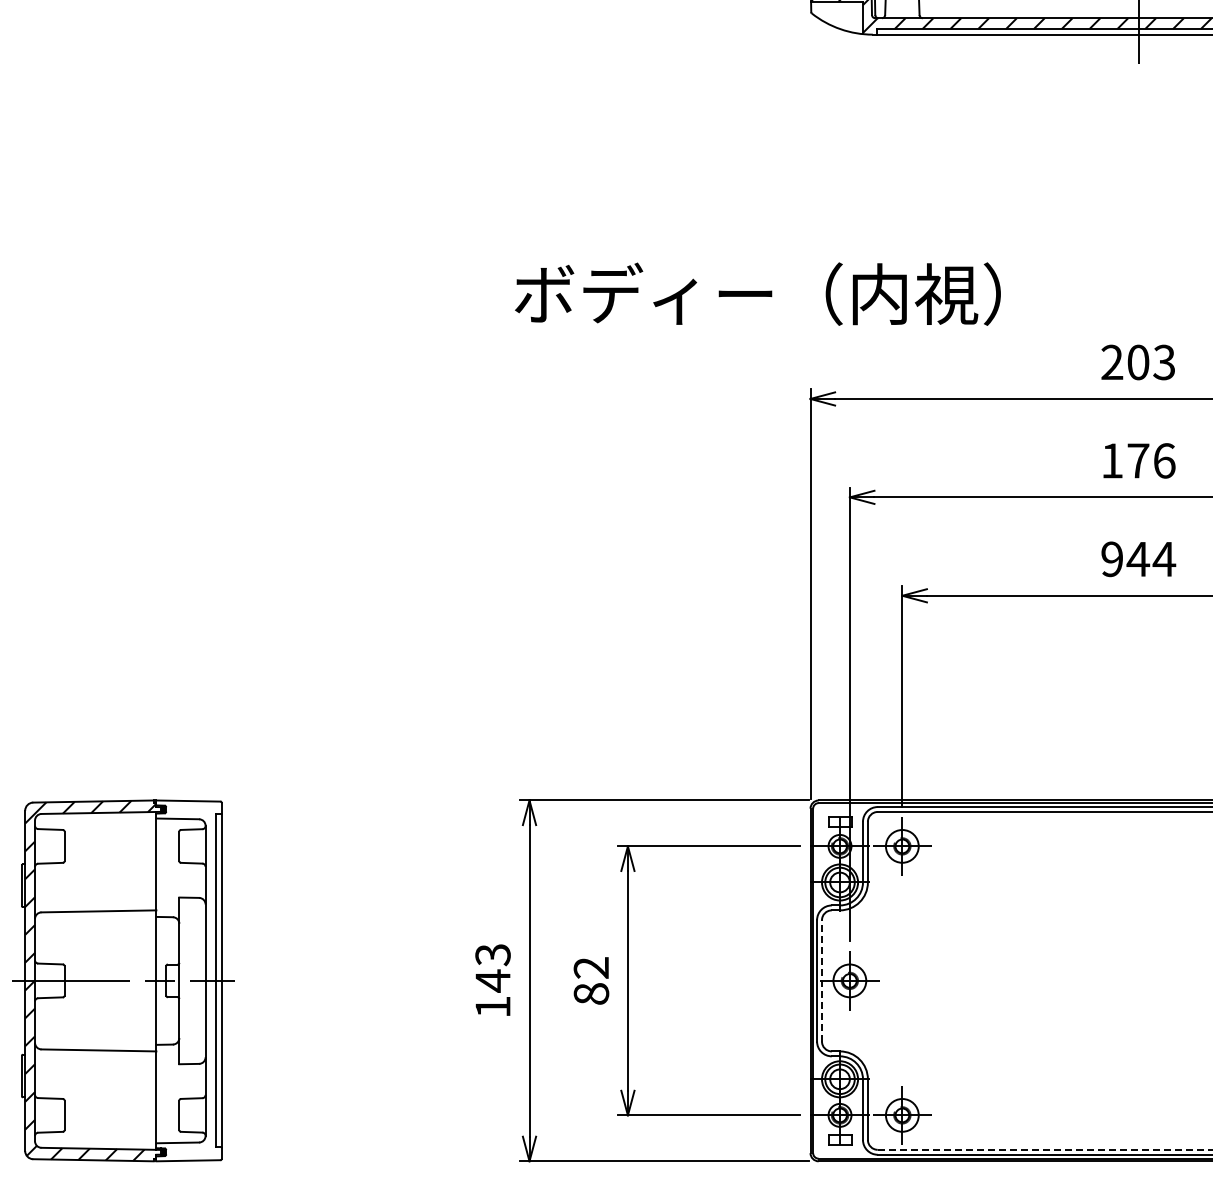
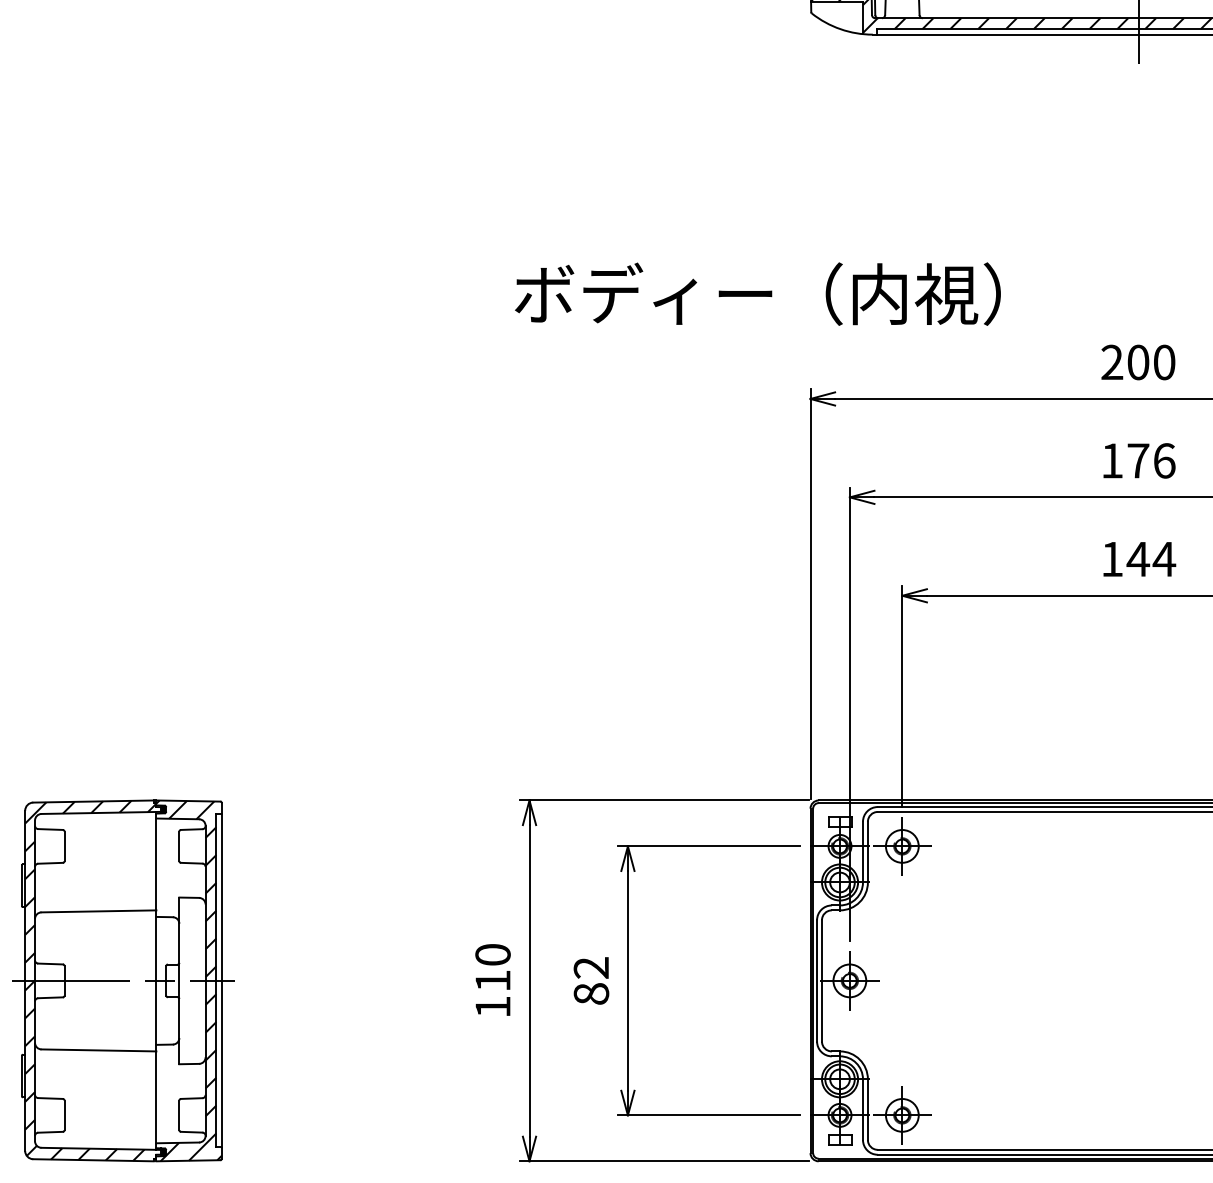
text: 203 -> 200 (1164, 362)
text: 944 -> 144 (1111, 559)
text: 143 -> 110 (492, 968)
hatch: none -> present (189, 980)
line: dashed -> solid (821, 980)
line: dashed -> solid (1045, 1149)
